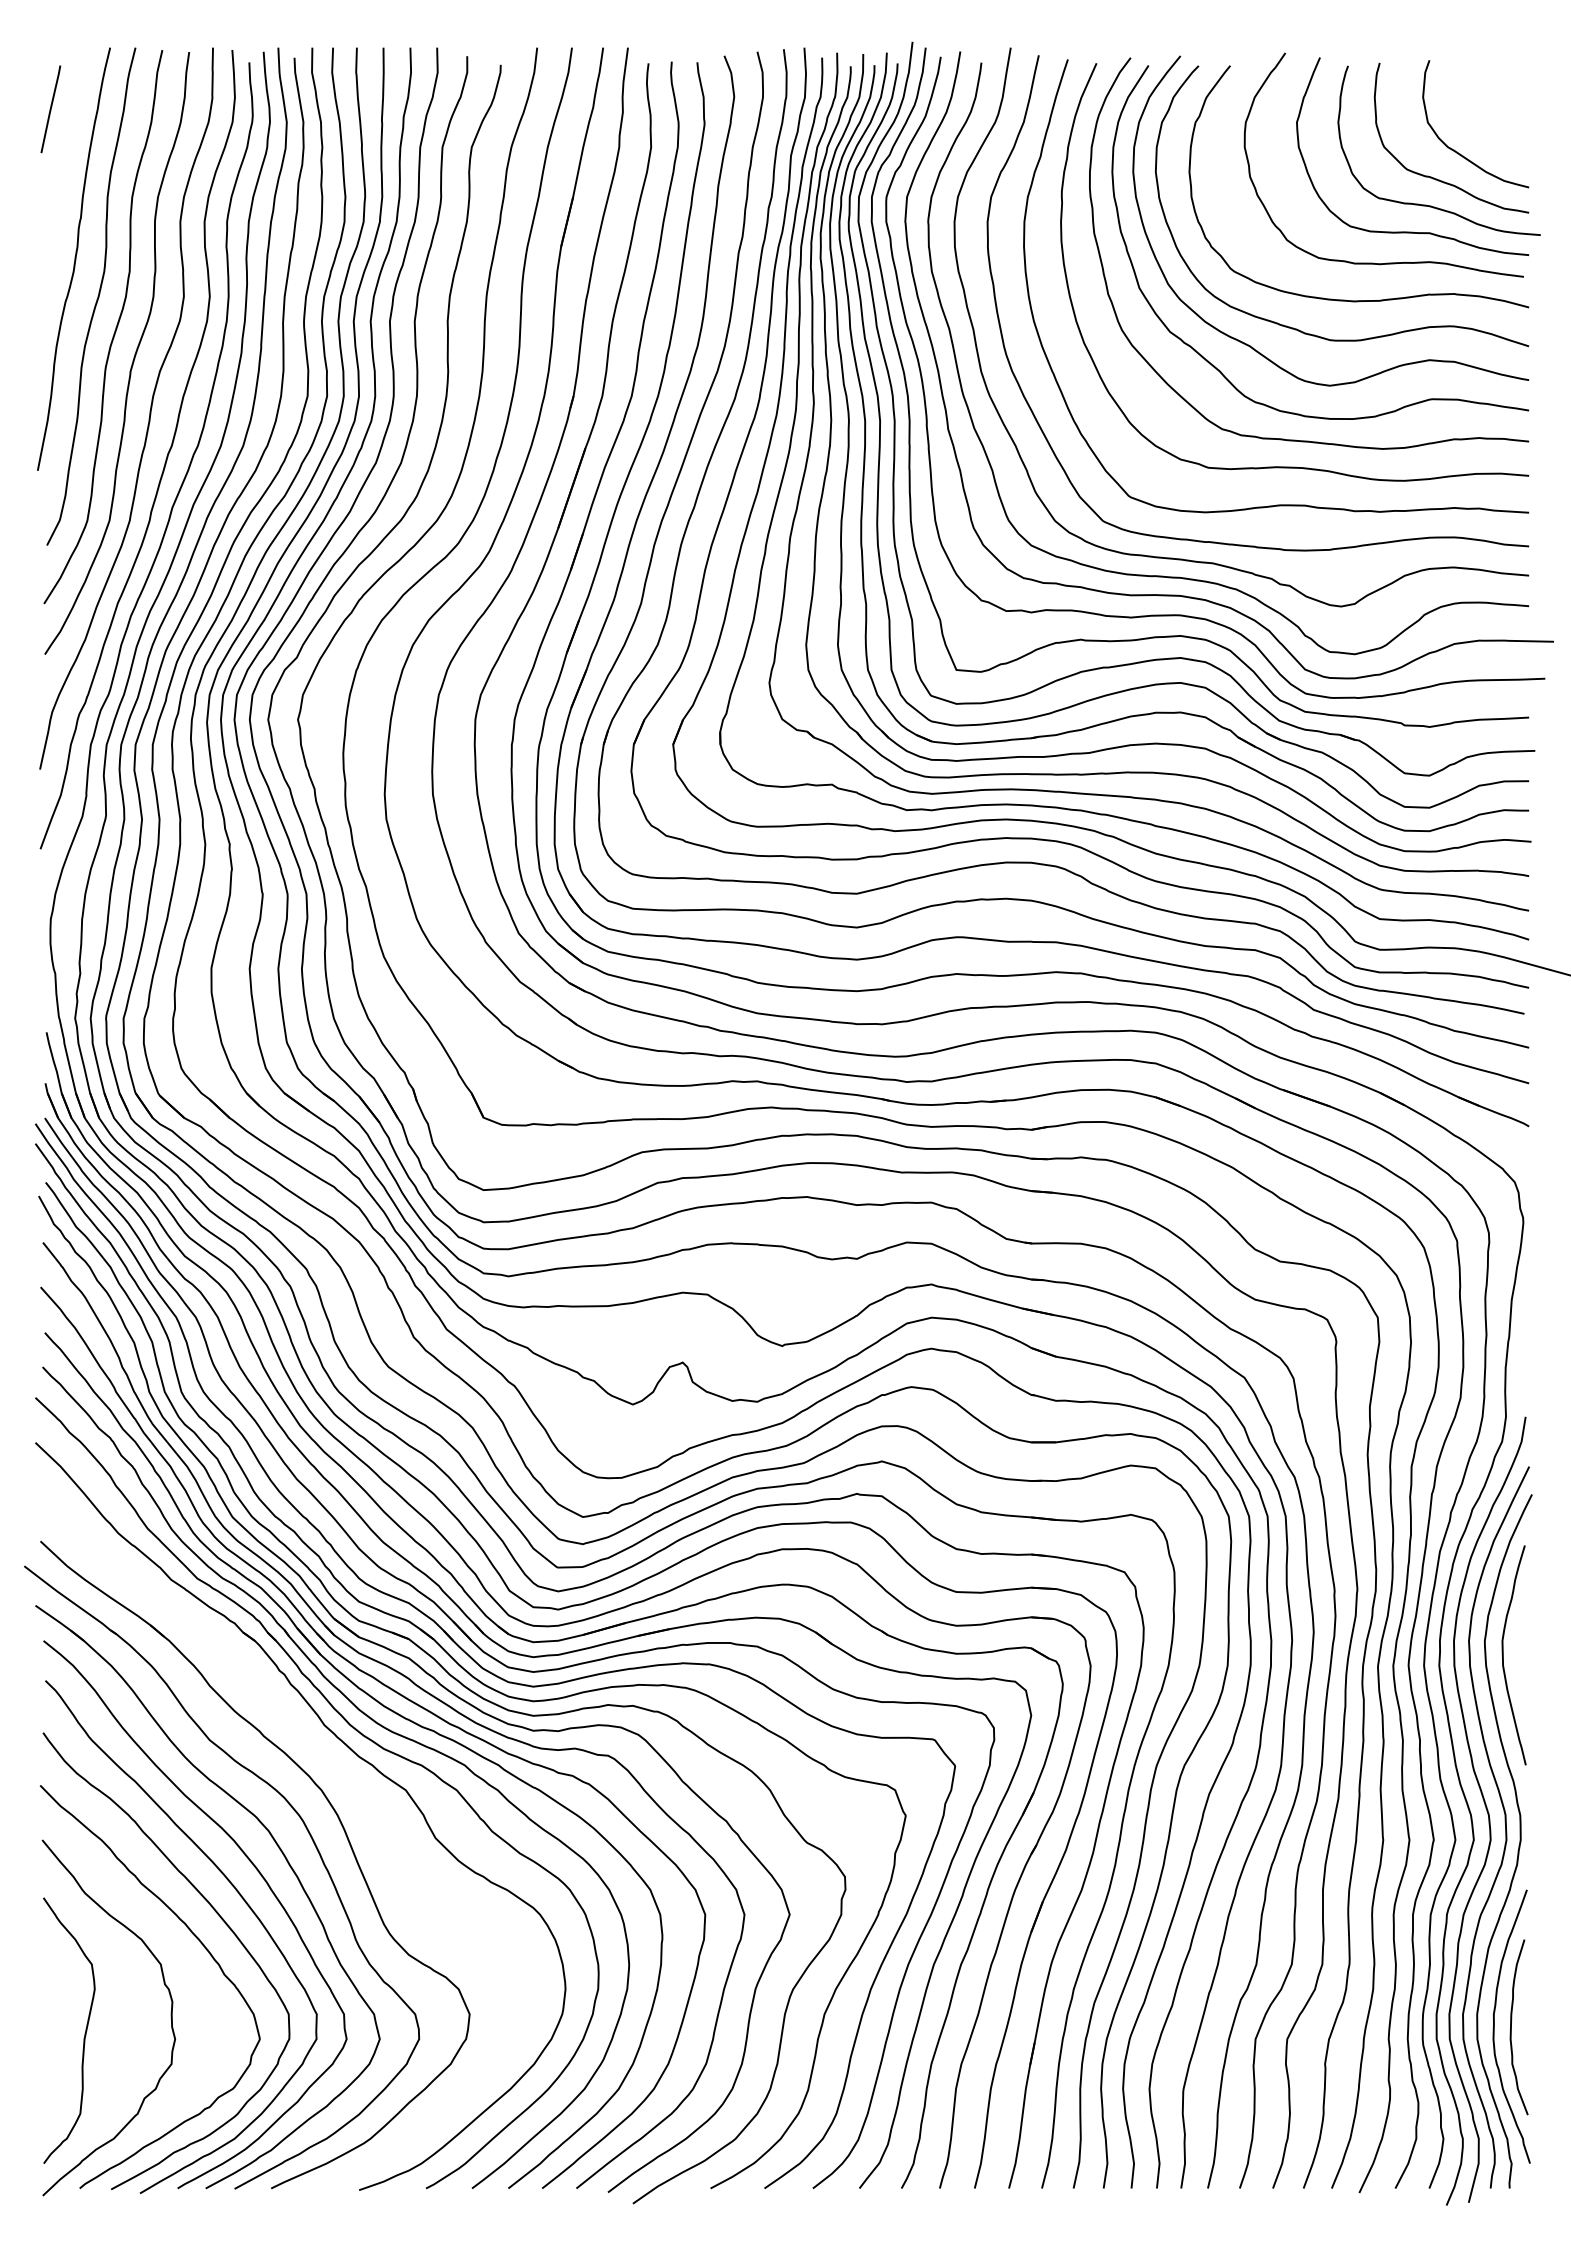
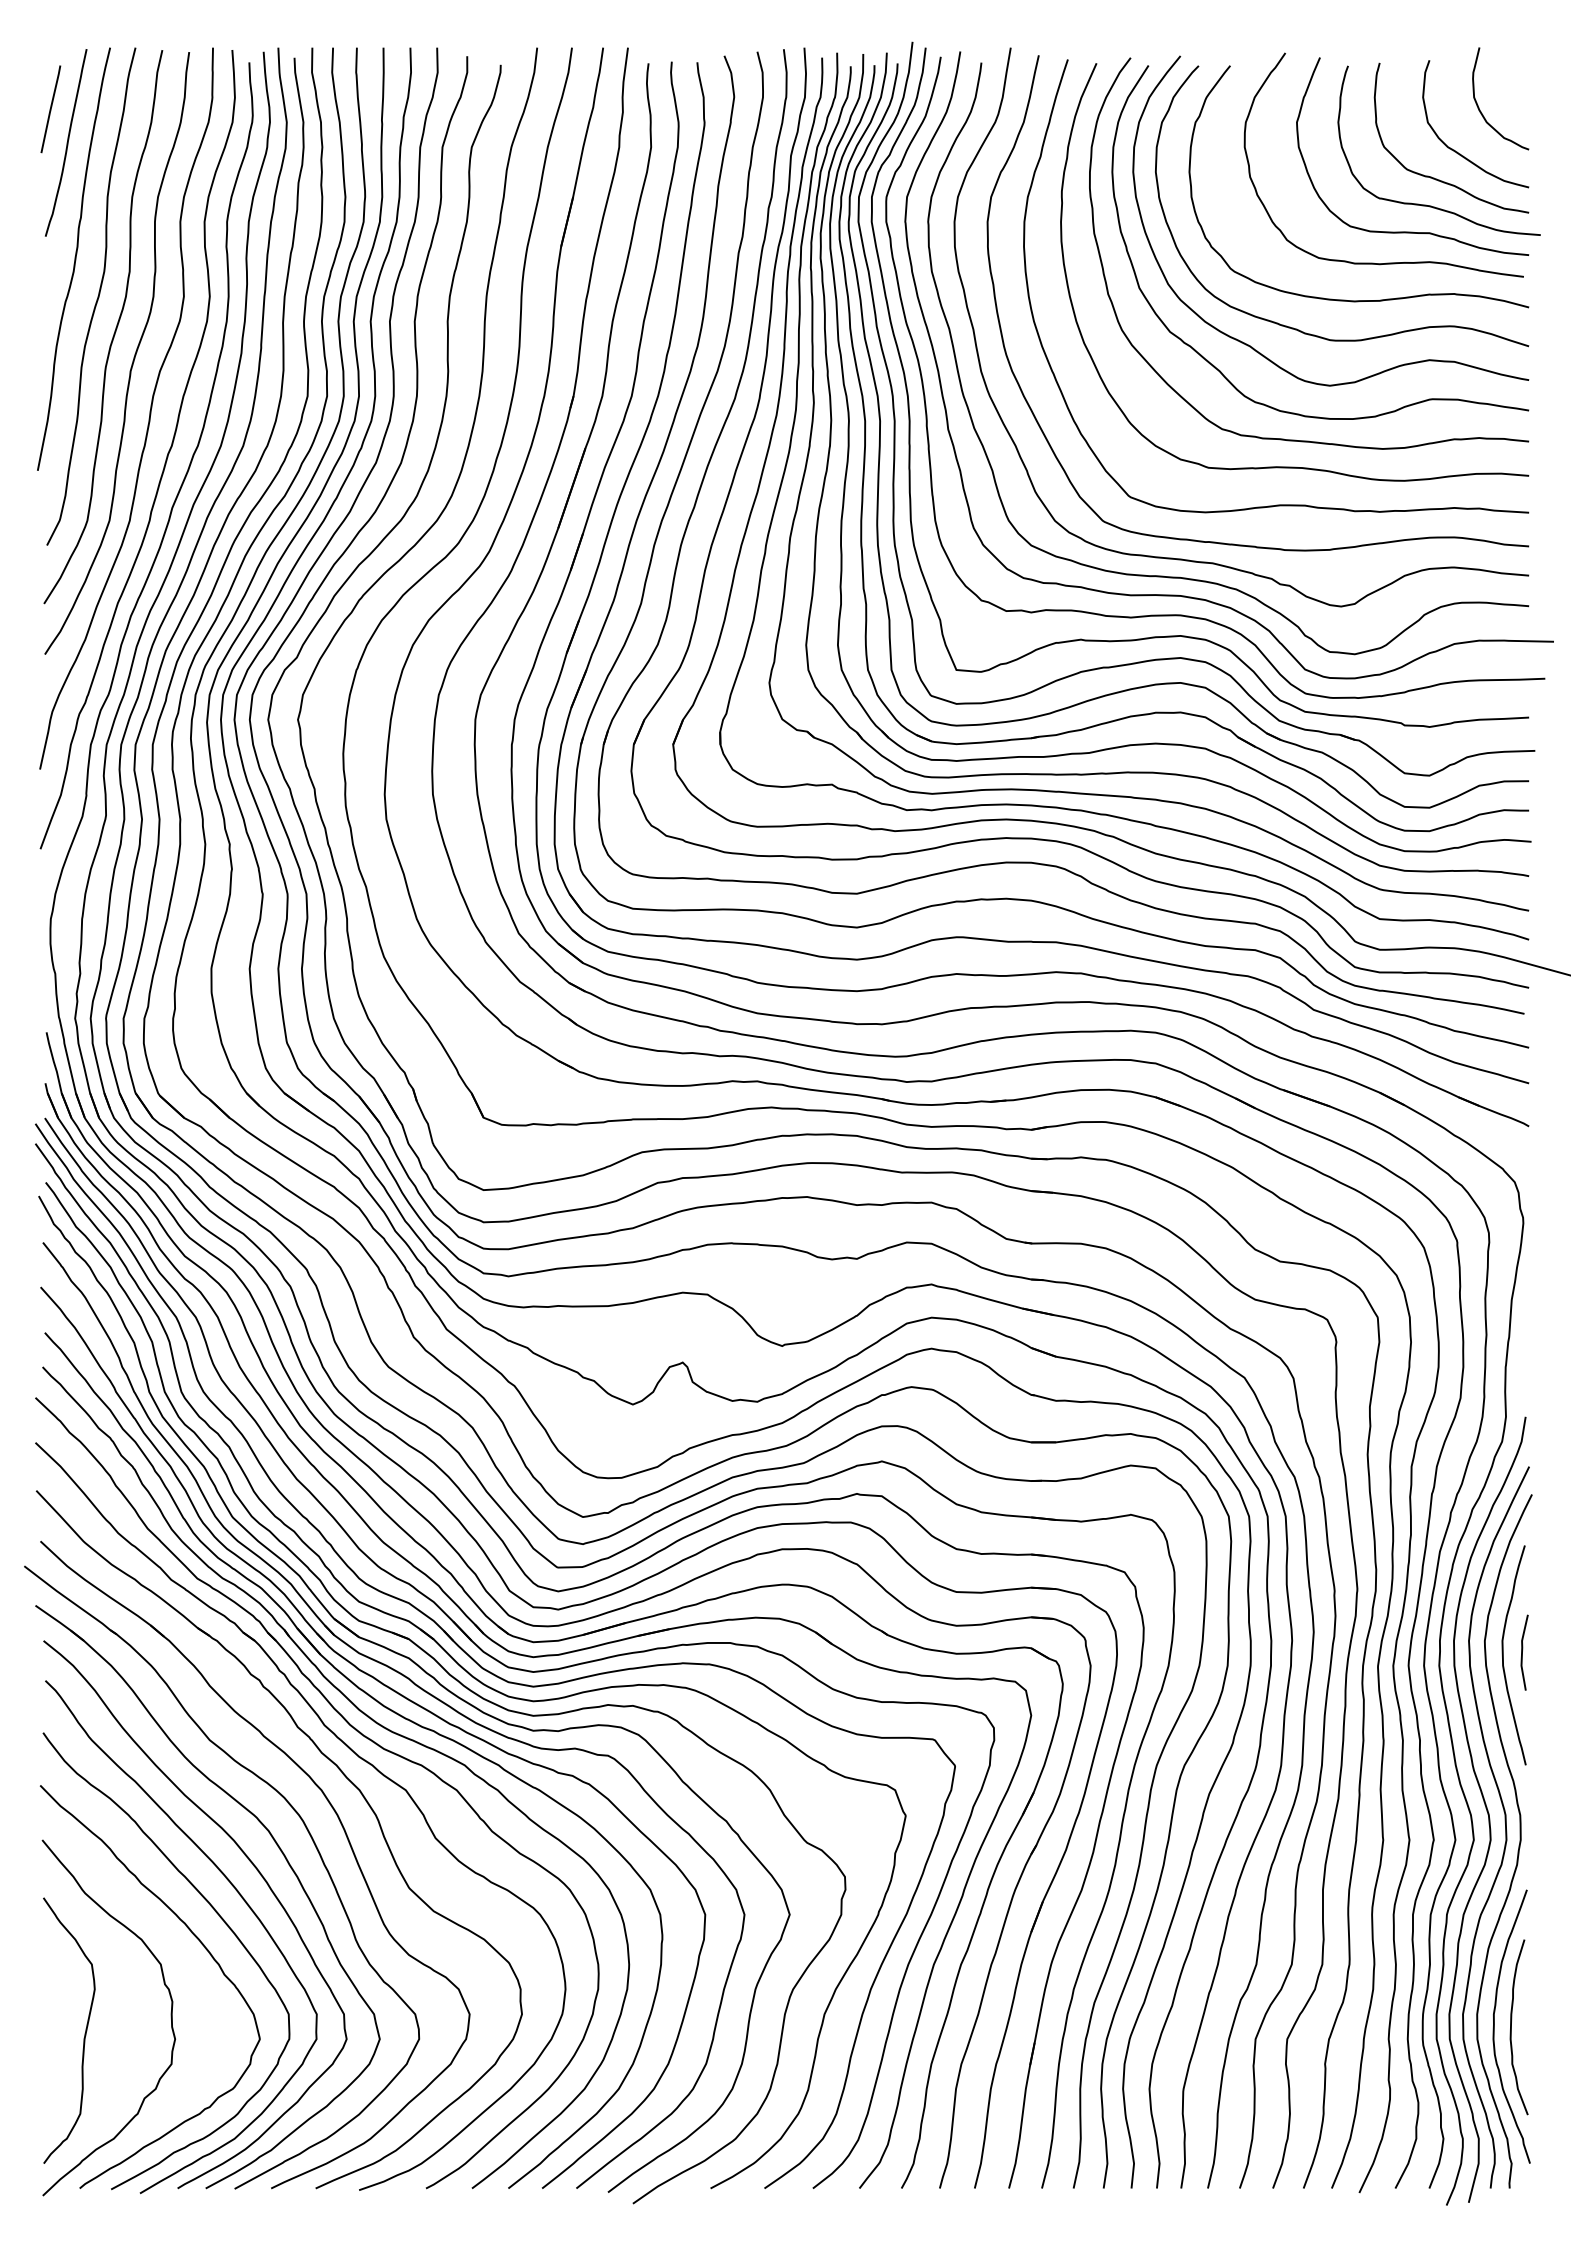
curve: none -> present (1480, 109)
curve: none -> present (66, 142)
line: none -> present (1522, 1652)
part: none -> present (342, 1774)
